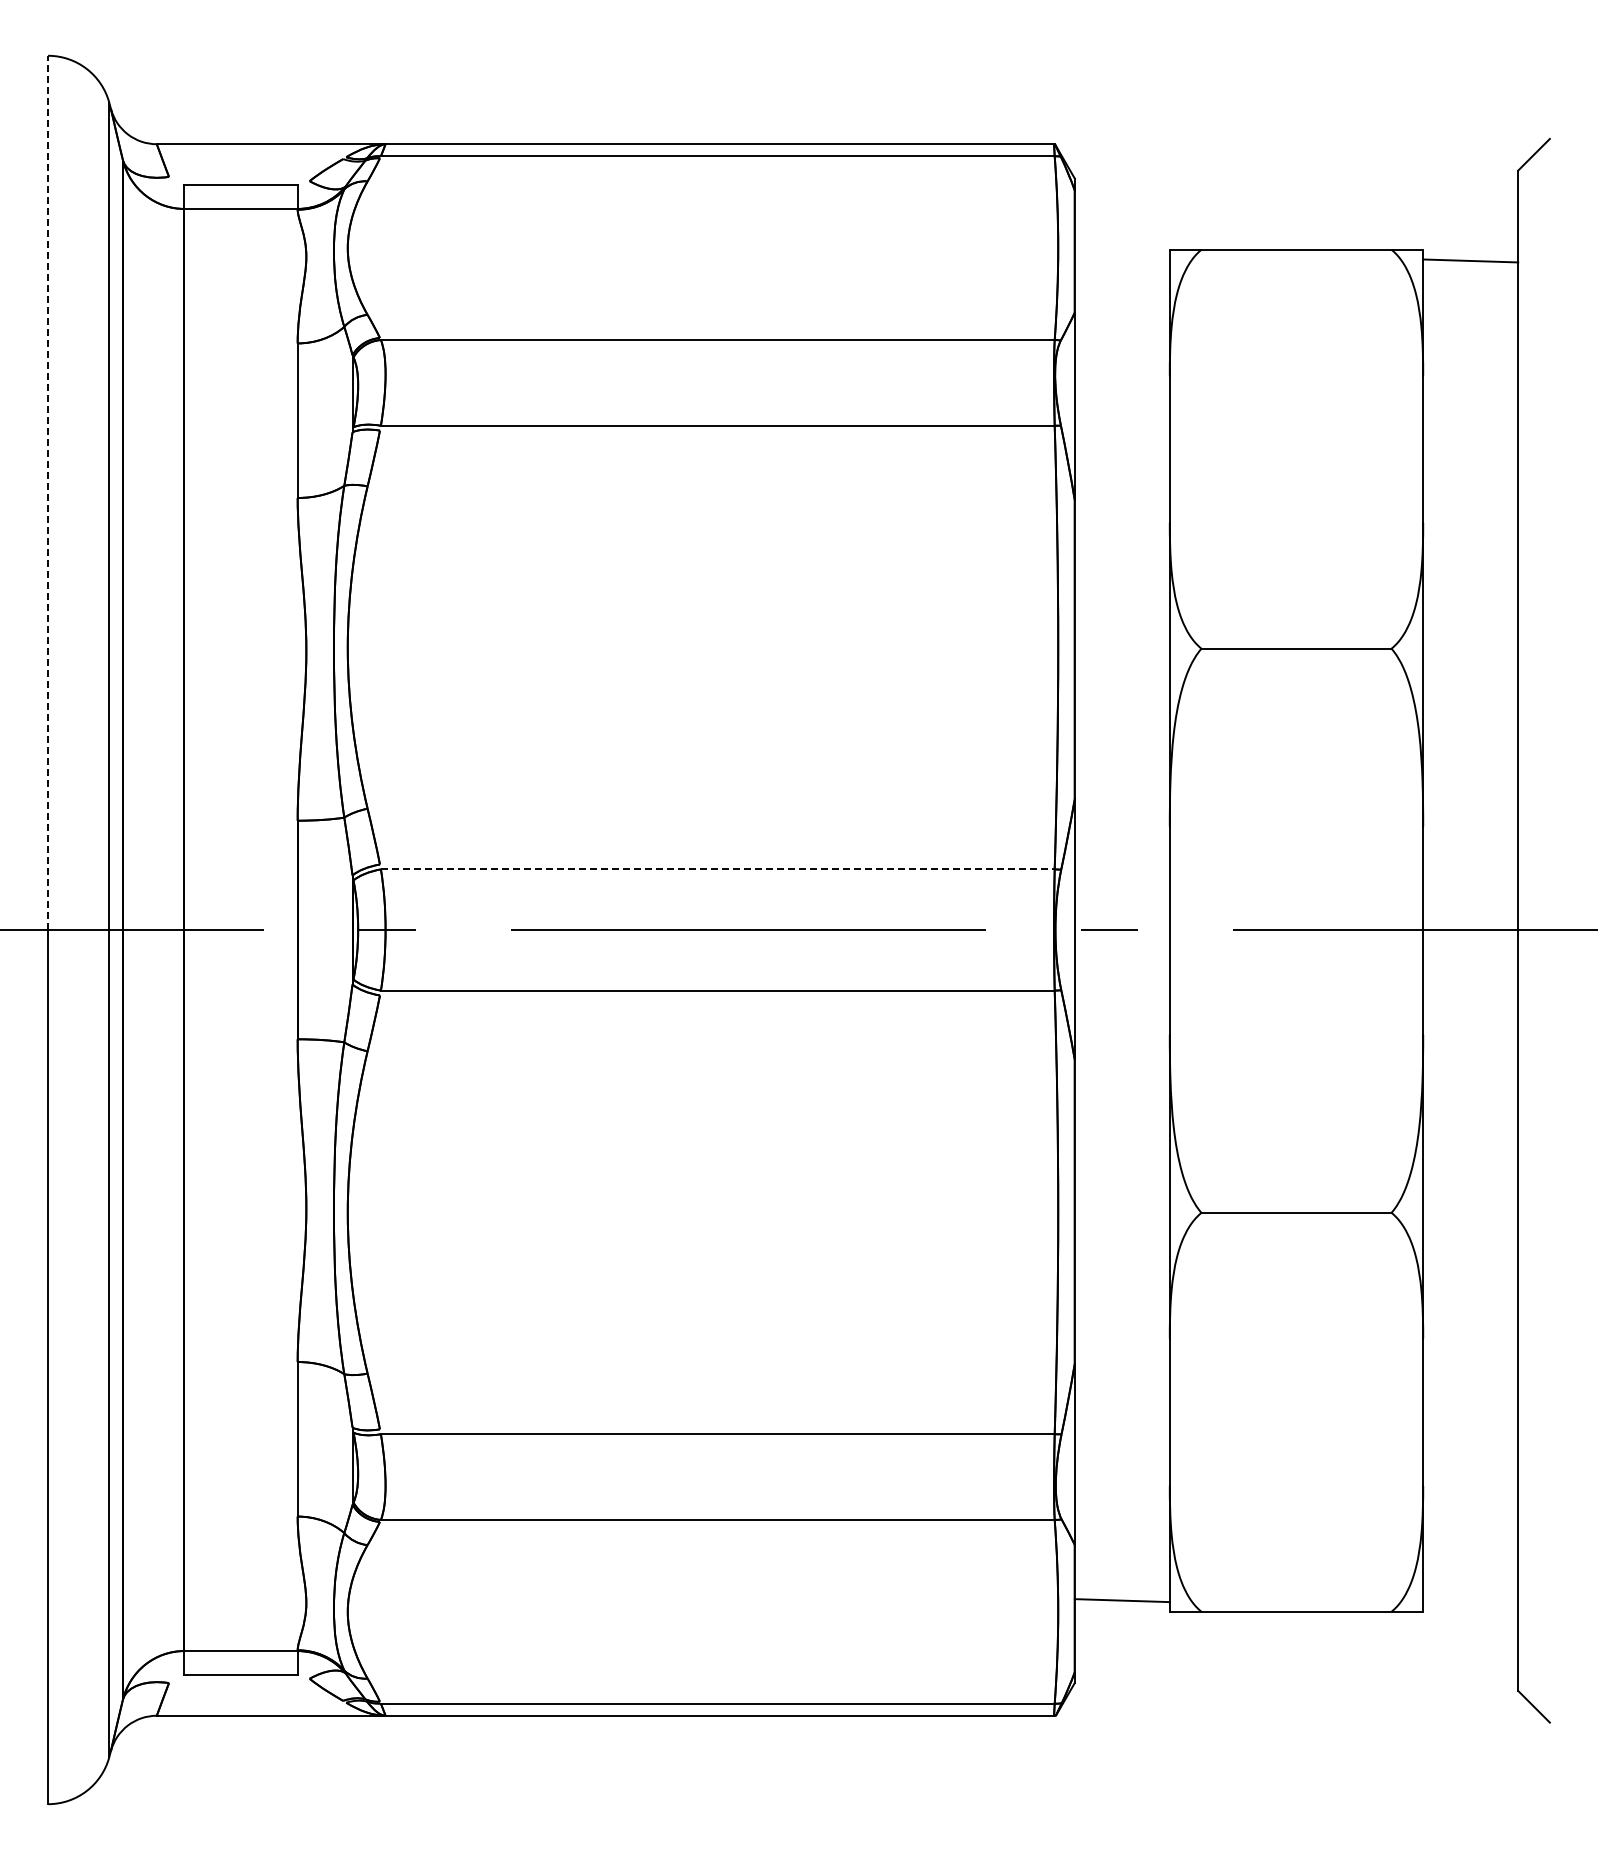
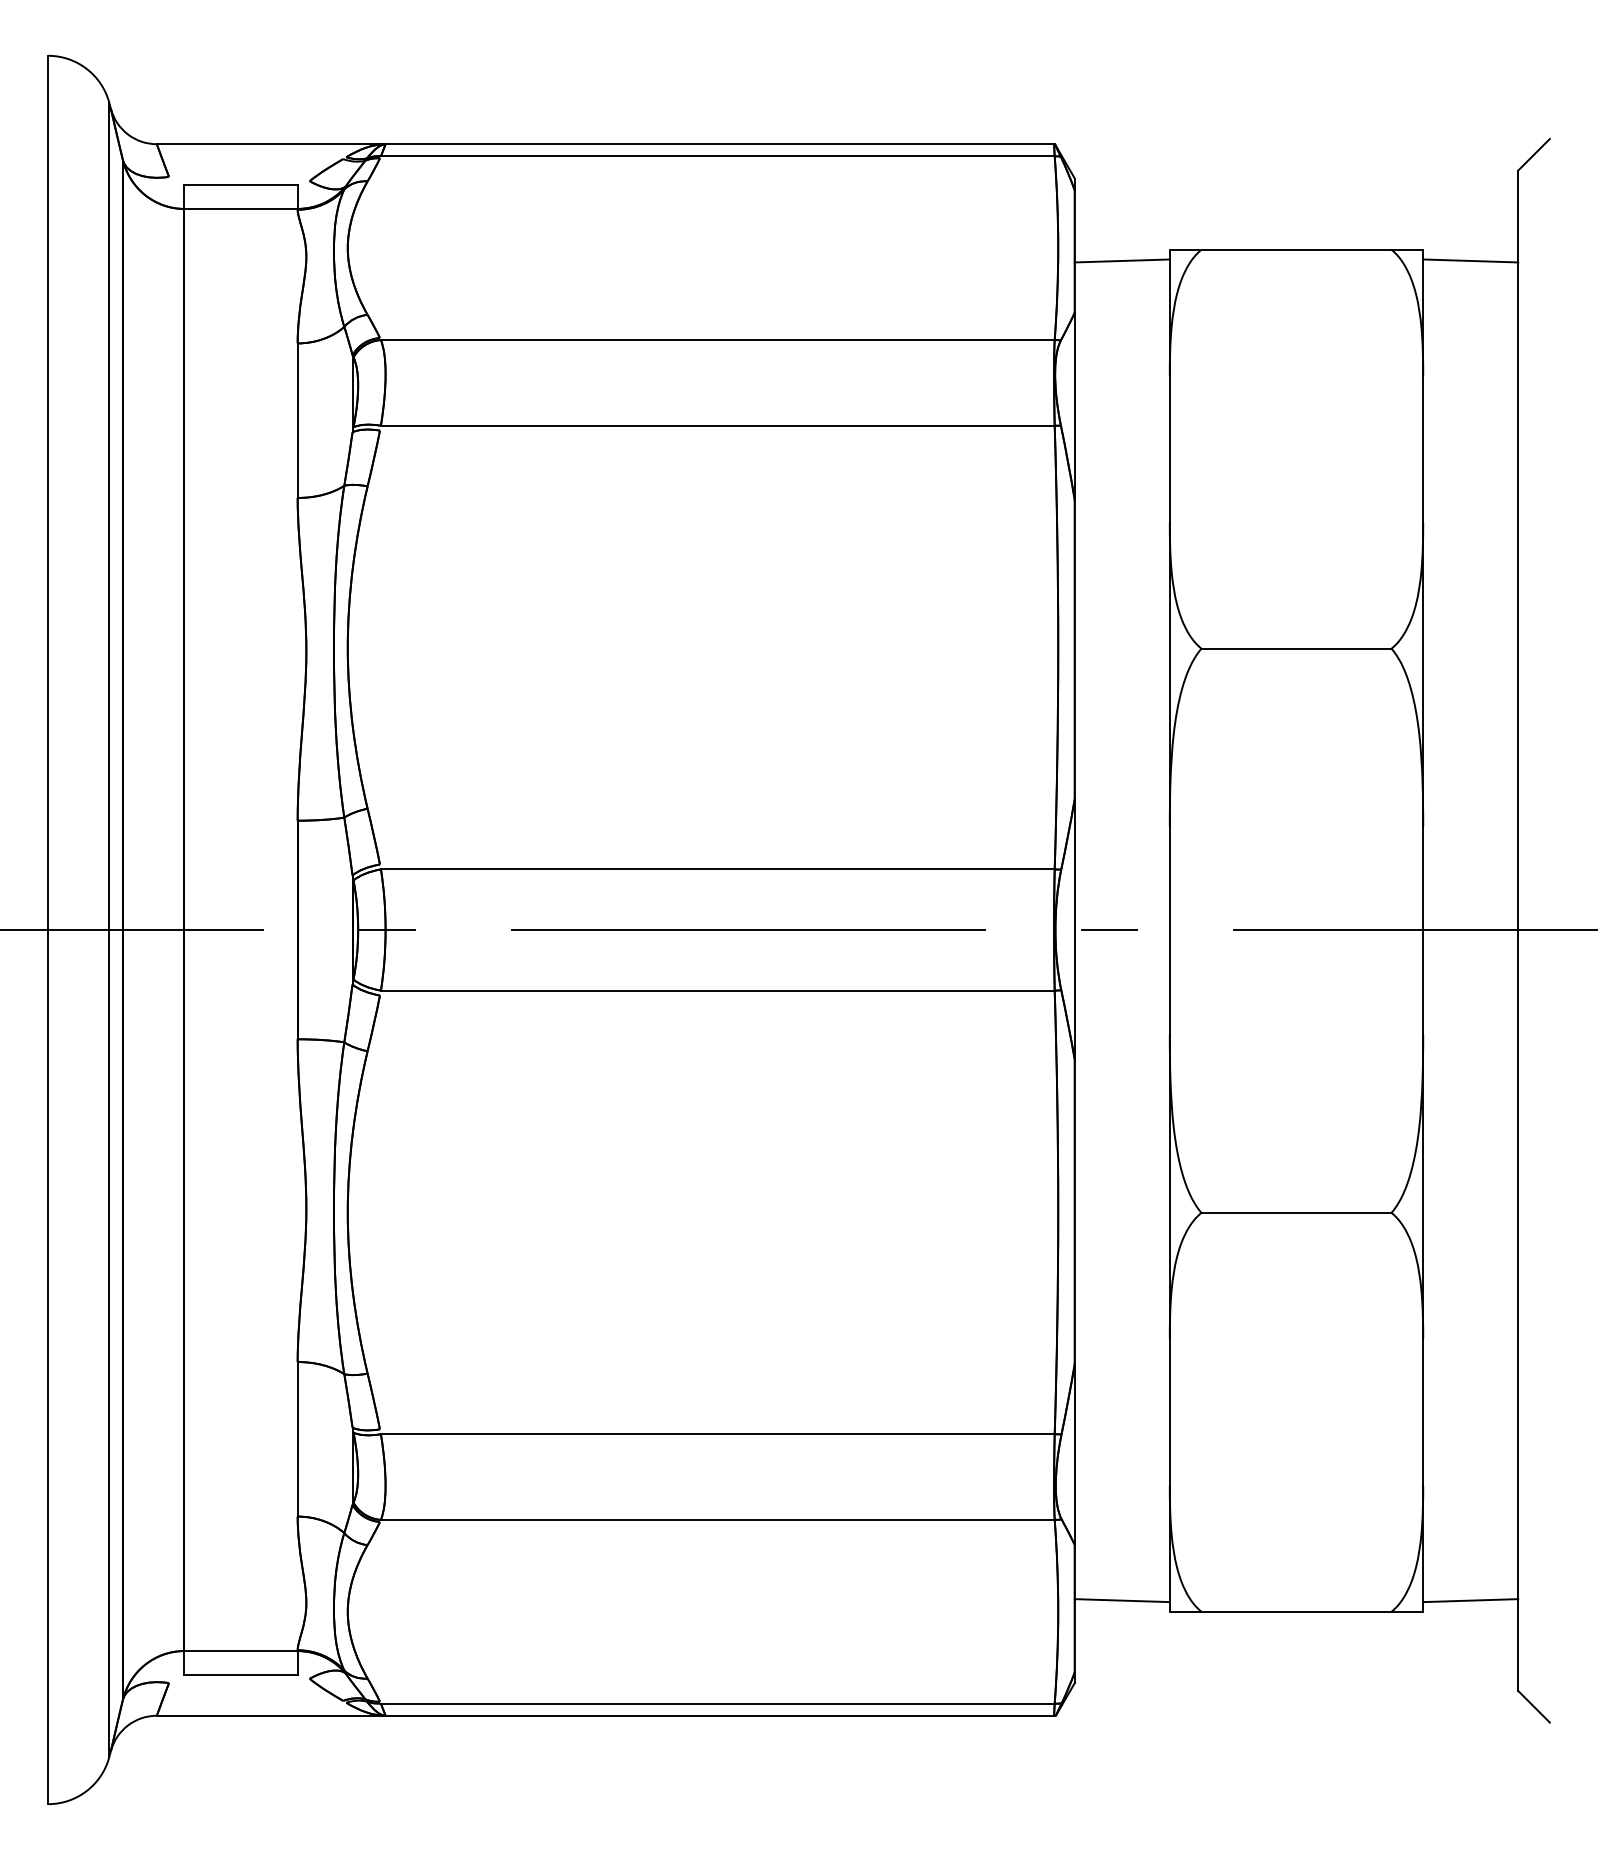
line: none -> present (1121, 260)
line: dashed -> solid (48, 492)
line: dashed -> solid (717, 869)
line: none -> present (1470, 1600)
